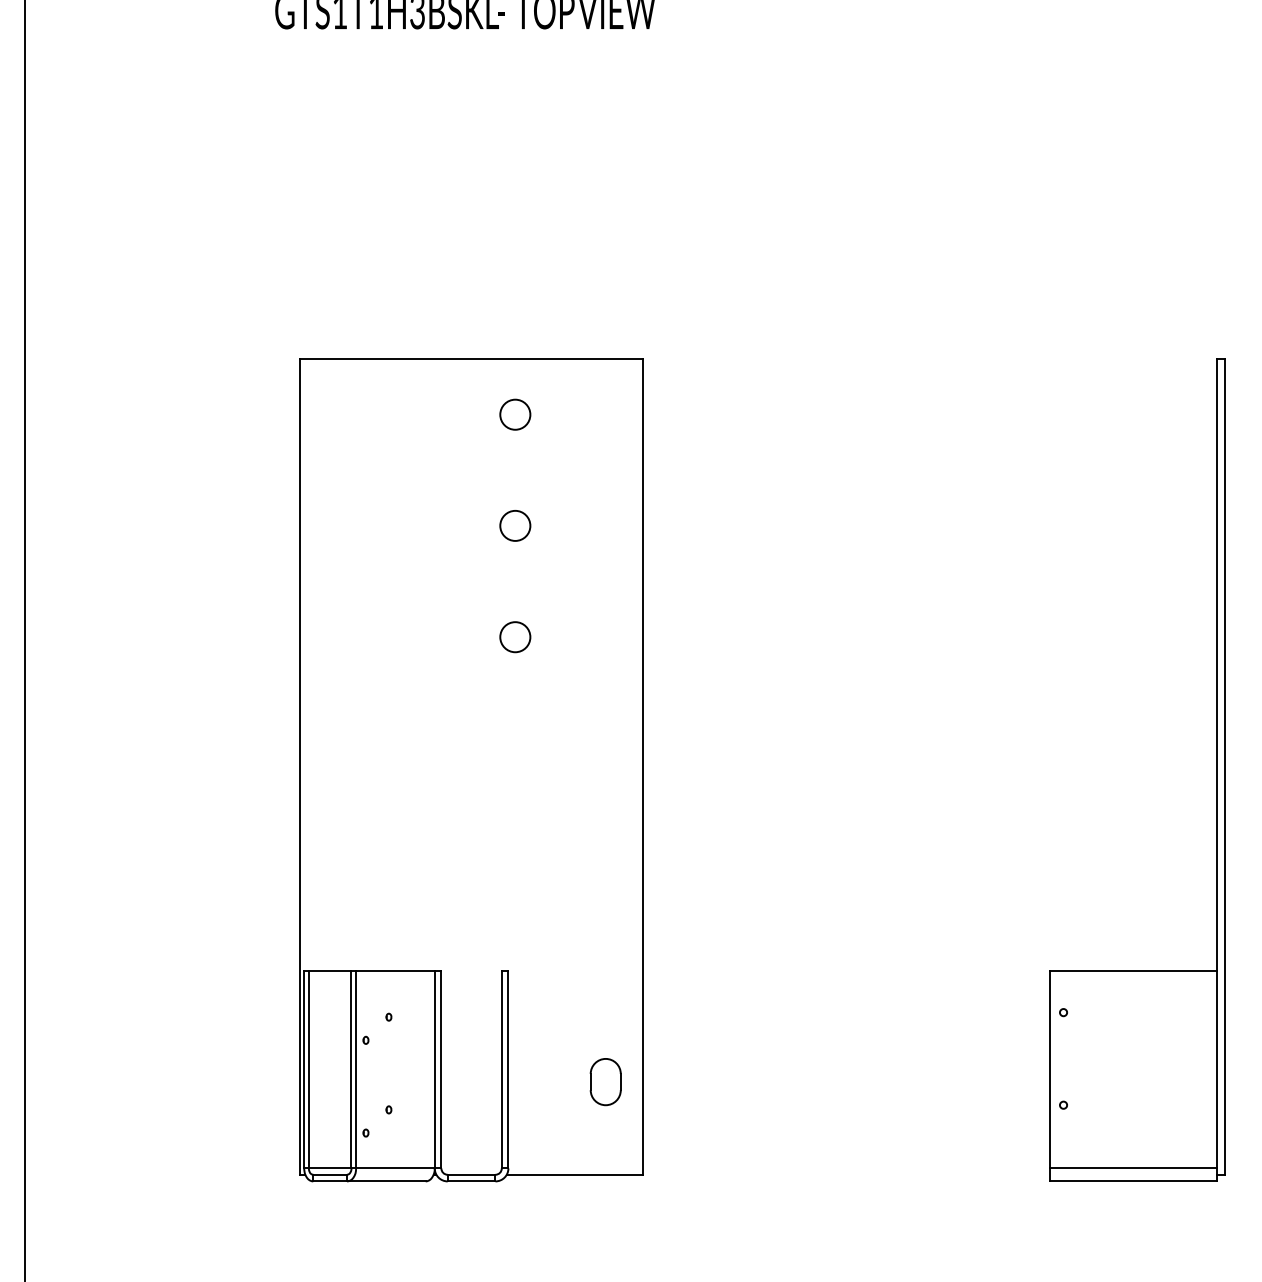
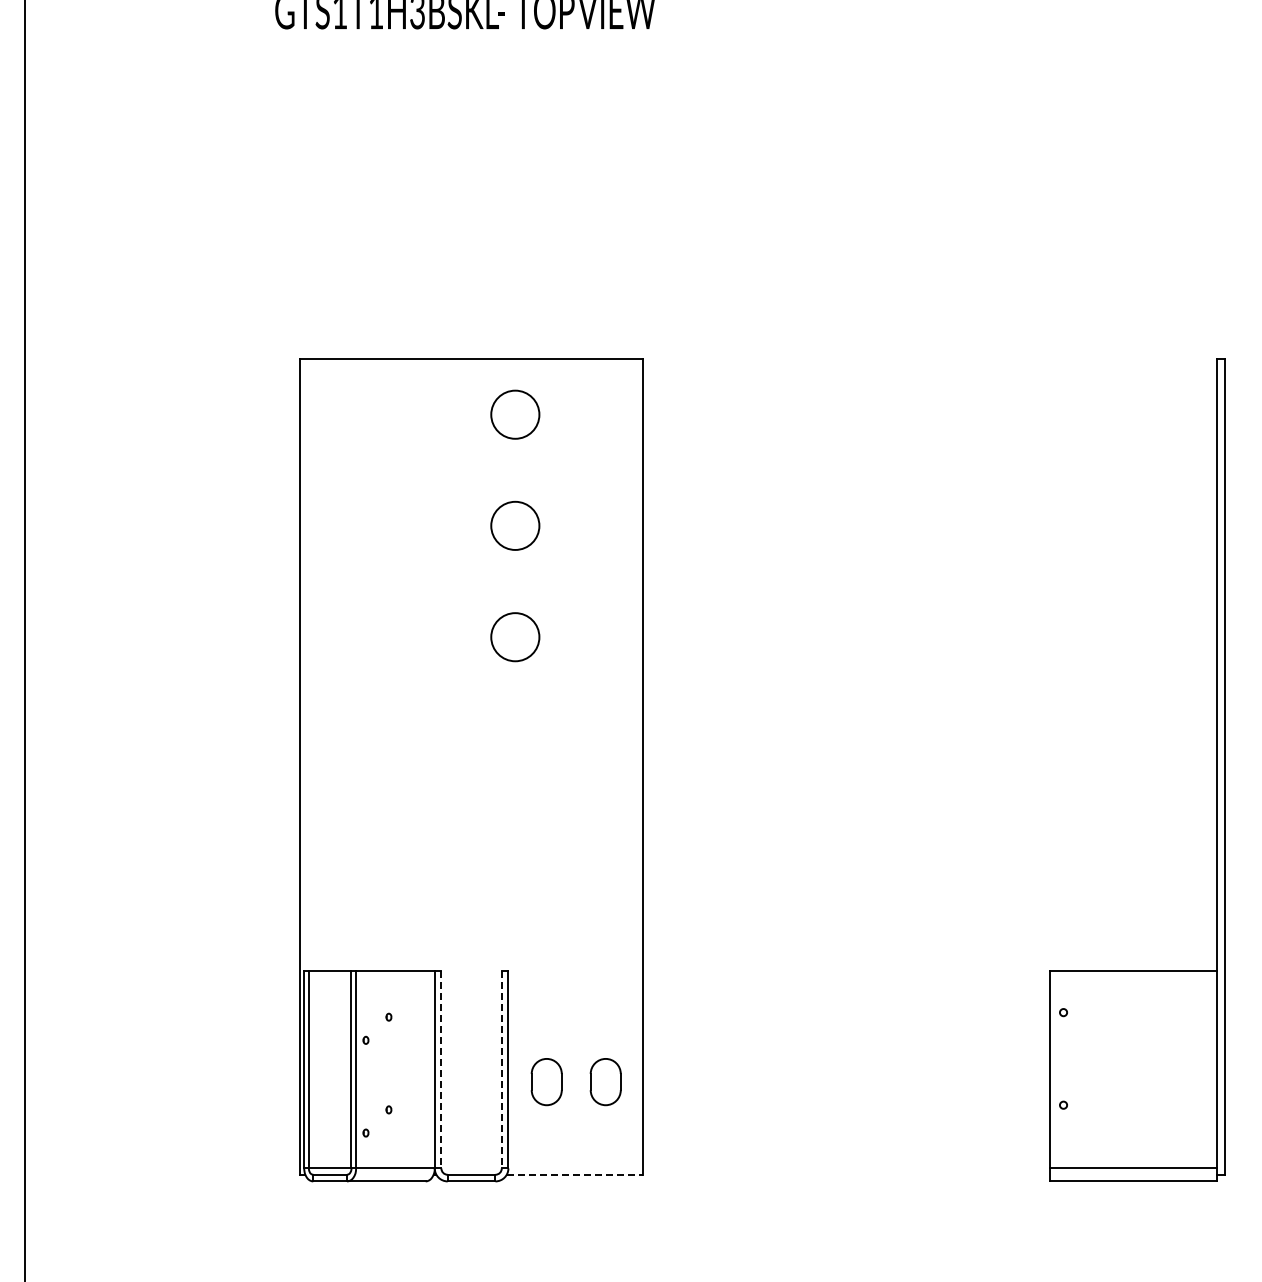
circle diameter: 30 px -> 48 px (515, 414)
circle diameter: 30 px -> 48 px (515, 525)
circle diameter: 30 px -> 48 px (515, 637)
line: solid -> dashed (441, 1069)
line: solid -> dashed (501, 1069)
part: none -> present (546, 1082)
line: solid -> dashed (574, 1174)
